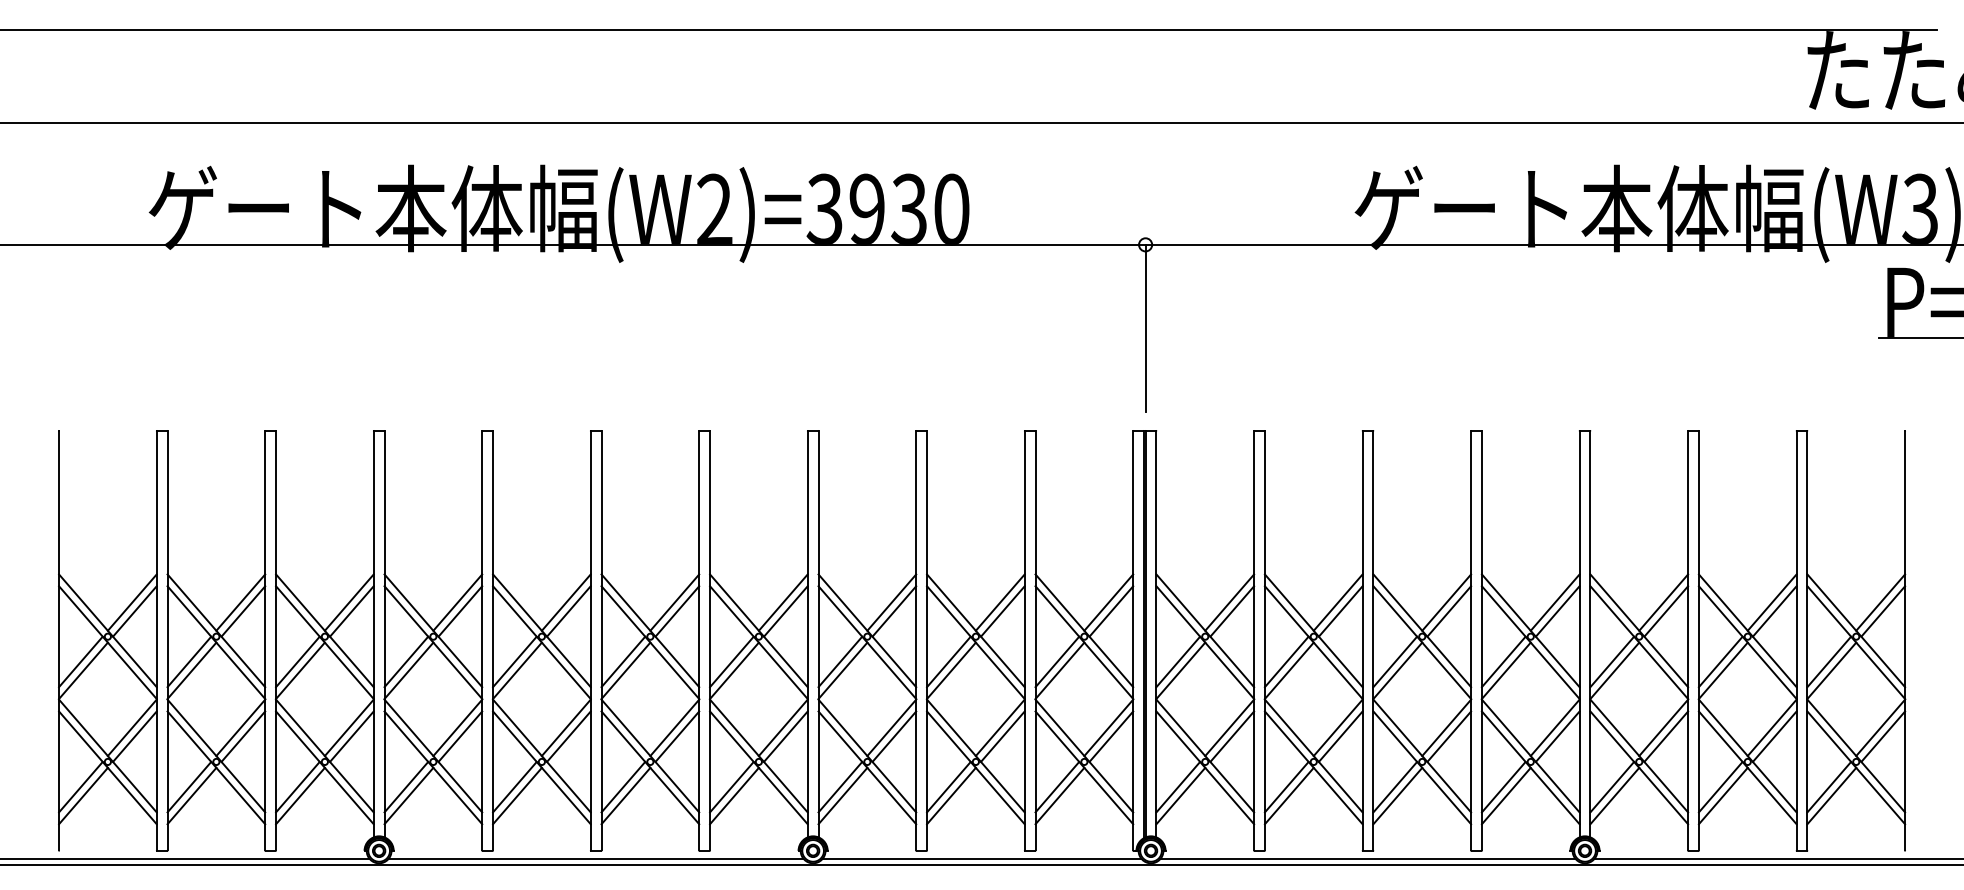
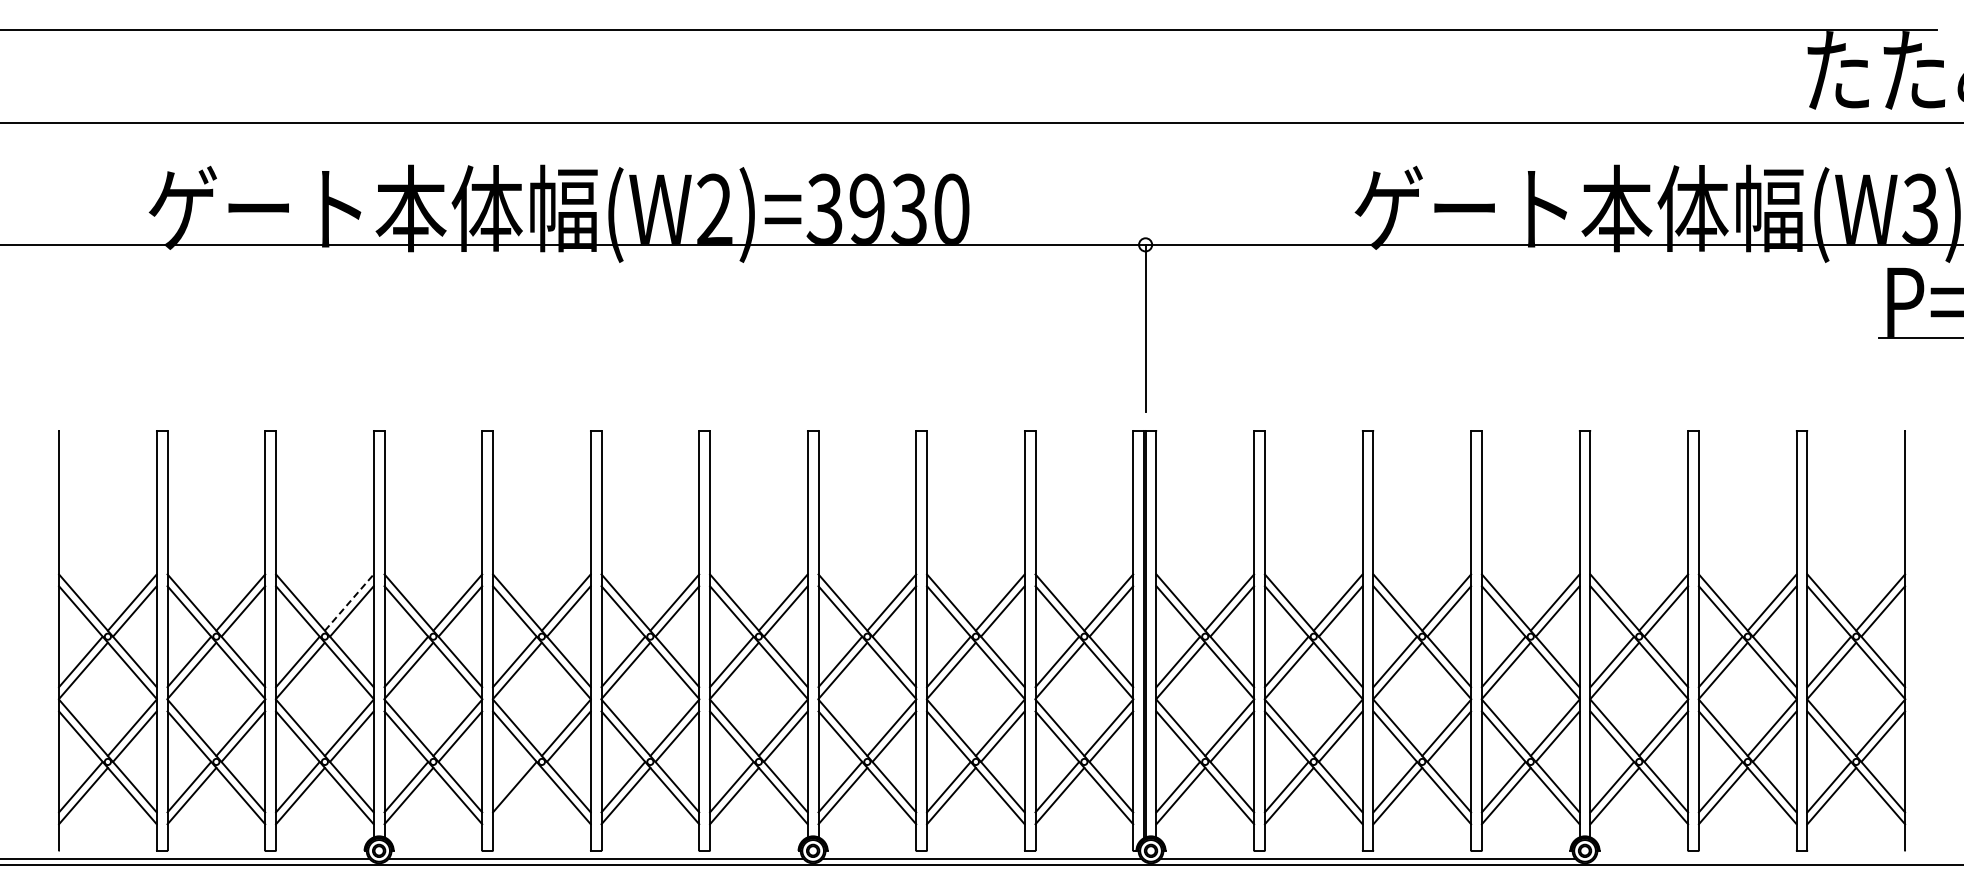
line: solid -> dashed (349, 602)
line: present -> none (517, 795)
line: present -> none (1777, 858)
